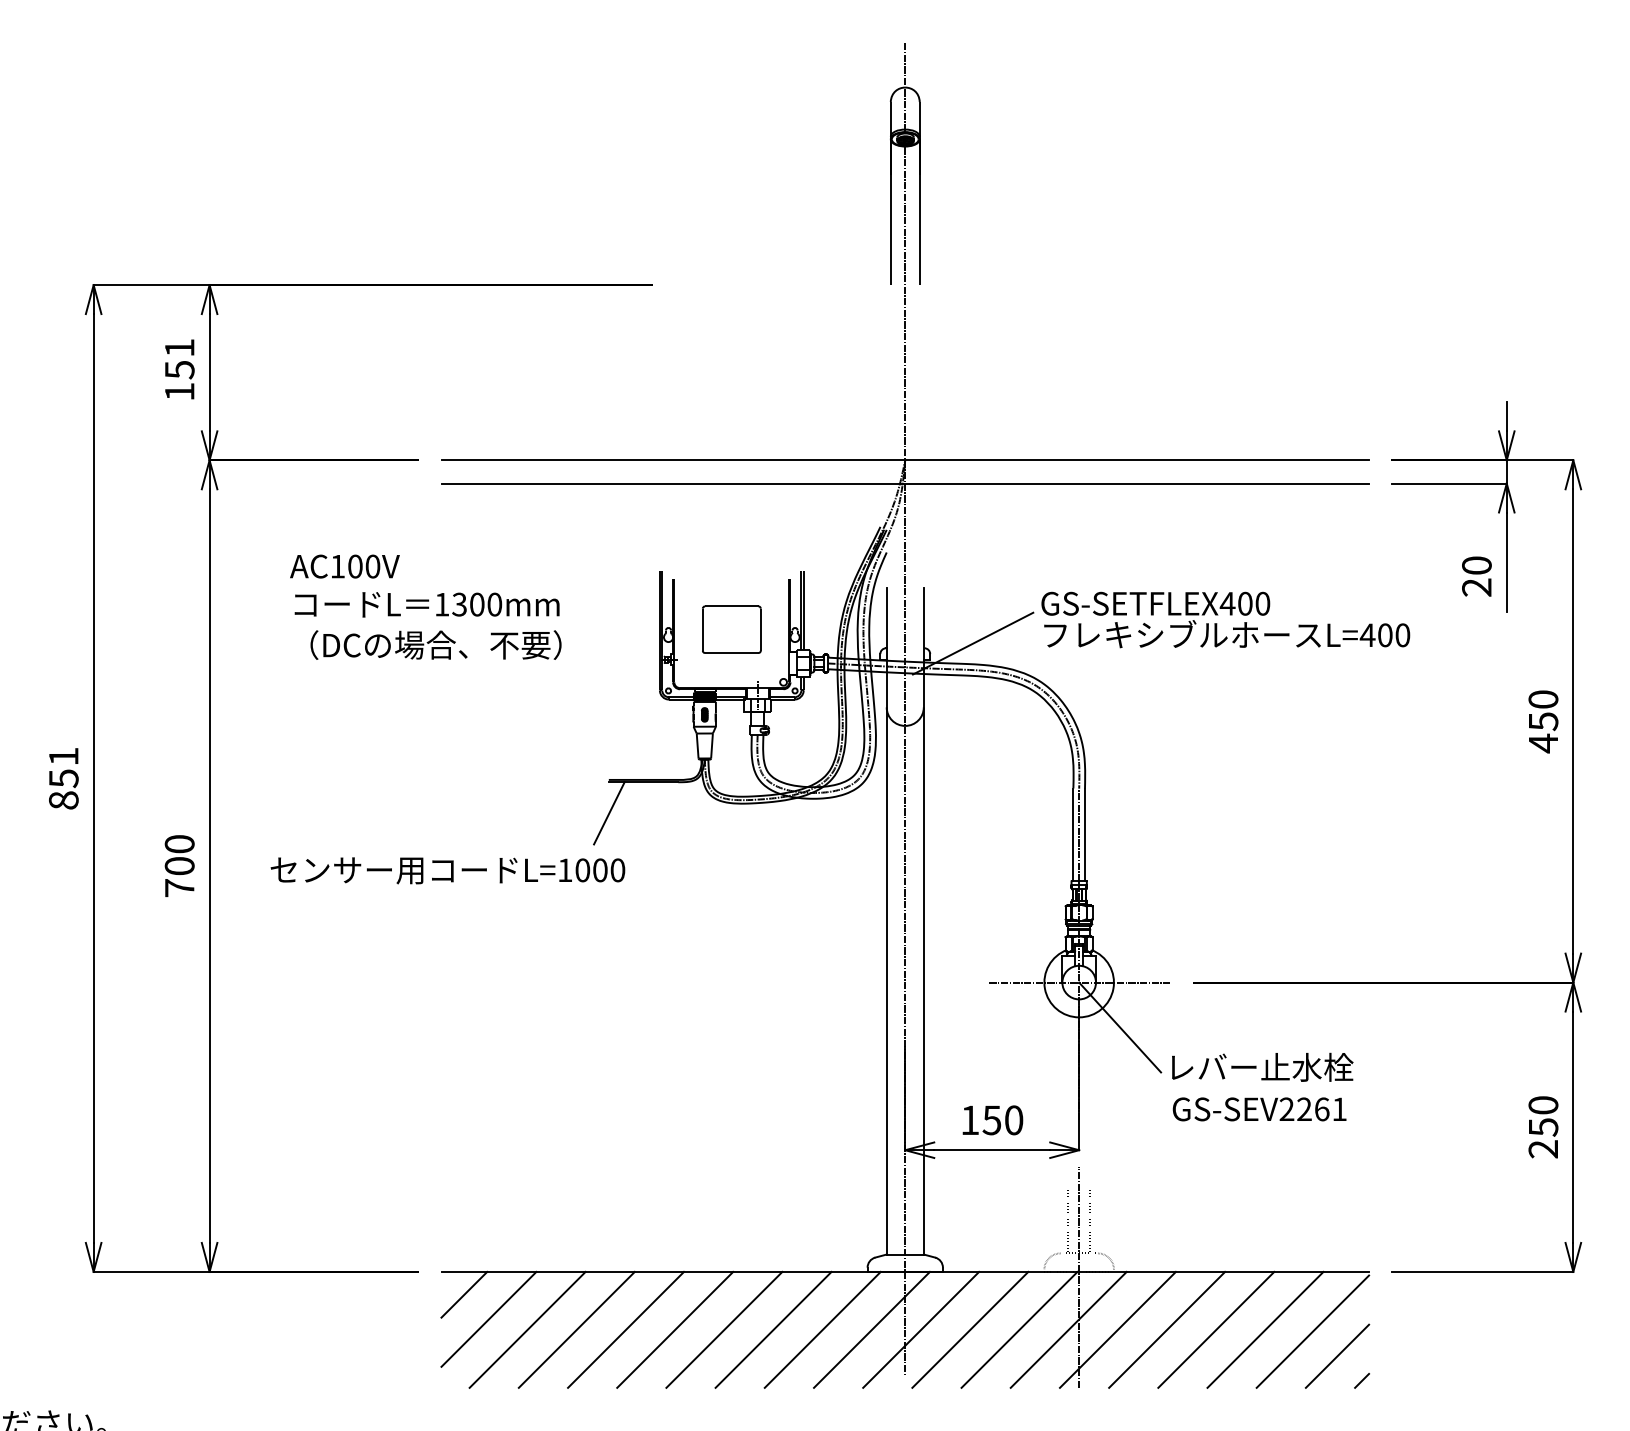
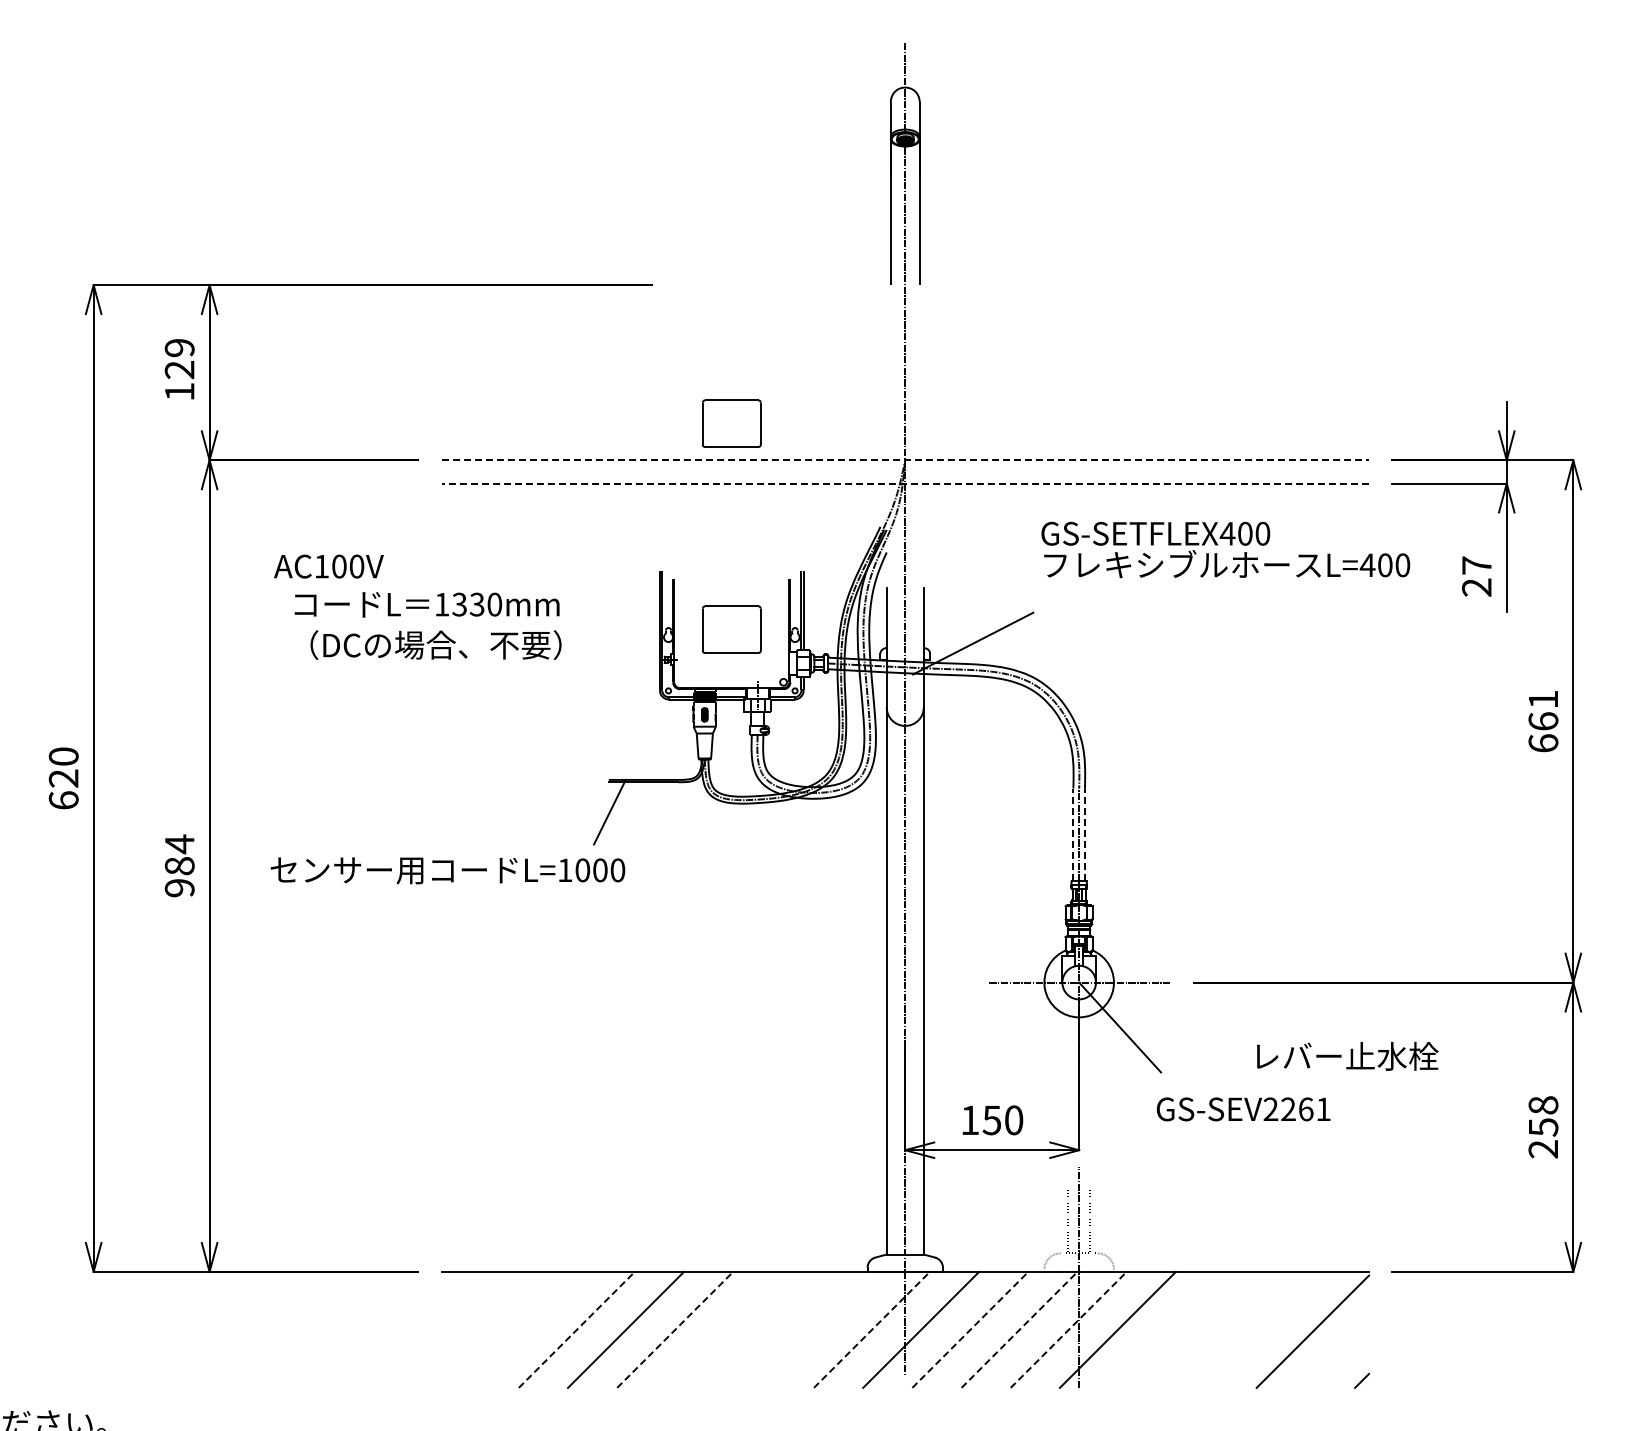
text: 151 -> 129 (179, 359)
part: none -> present (731, 423)
line: solid -> dashed (905, 460)
line: solid -> dashed (905, 483)
text: 20 -> 27 (1476, 565)
text position: (344, 566) -> (328, 566) (328, 566)
text: 1300mm -> 1330mm (476, 604)
text position: (1225, 619) -> (1225, 549) (1225, 549)
text: 450 -> 661 (1543, 721)
text: 851 -> 620 (63, 778)
line: solid -> dashed (1073, 834)
line: solid -> dashed (1084, 834)
text: 700 -> 984 (179, 865)
text position: (1262, 1066) -> (1347, 1055) (1347, 1055)
text: 250 -> 258 (1543, 1105)
text position: (1259, 1109) -> (1243, 1109) (1243, 1109)
line: present -> none (464, 1294)
line: present -> none (488, 1318)
line: present -> none (527, 1329)
line: solid -> dashed (576, 1329)
line: solid -> dashed (675, 1329)
line: present -> none (724, 1329)
line: present -> none (773, 1329)
line: present -> none (822, 1329)
line: solid -> dashed (871, 1329)
line: solid -> dashed (970, 1329)
line: solid -> dashed (1019, 1329)
line: solid -> dashed (1068, 1329)
line: present -> none (1167, 1329)
line: present -> none (1216, 1329)
line: present -> none (1265, 1329)
line: present -> none (1337, 1355)
